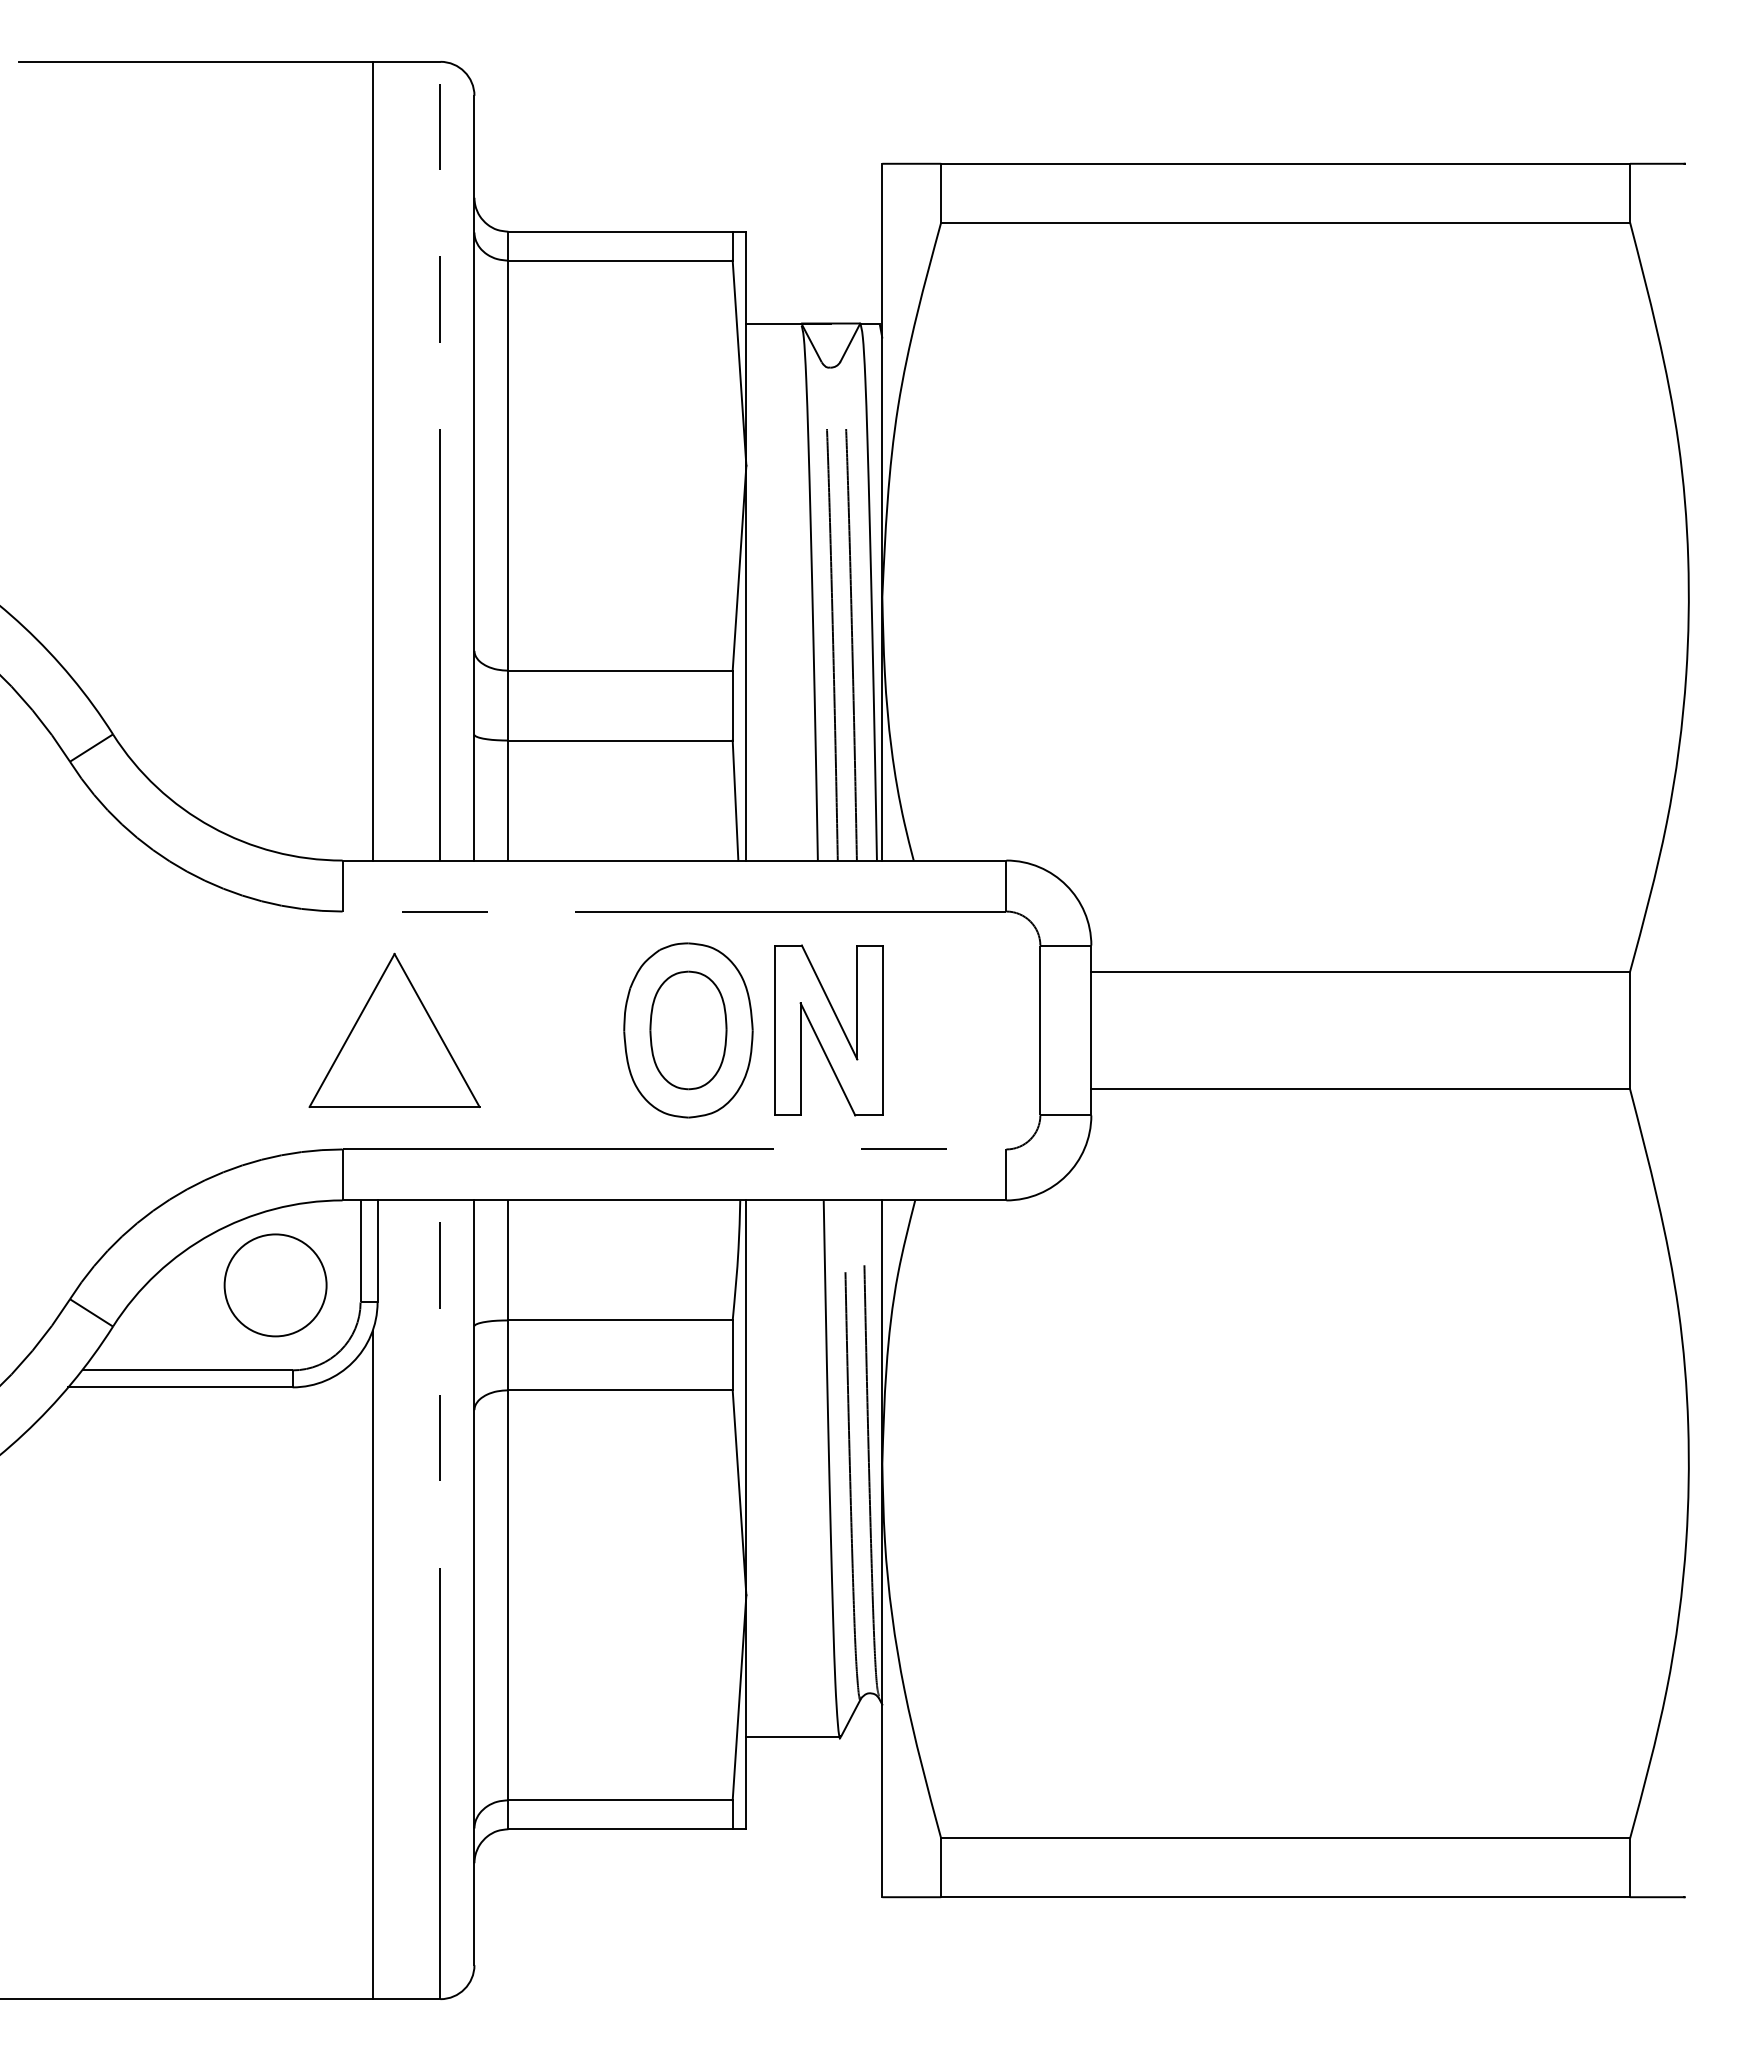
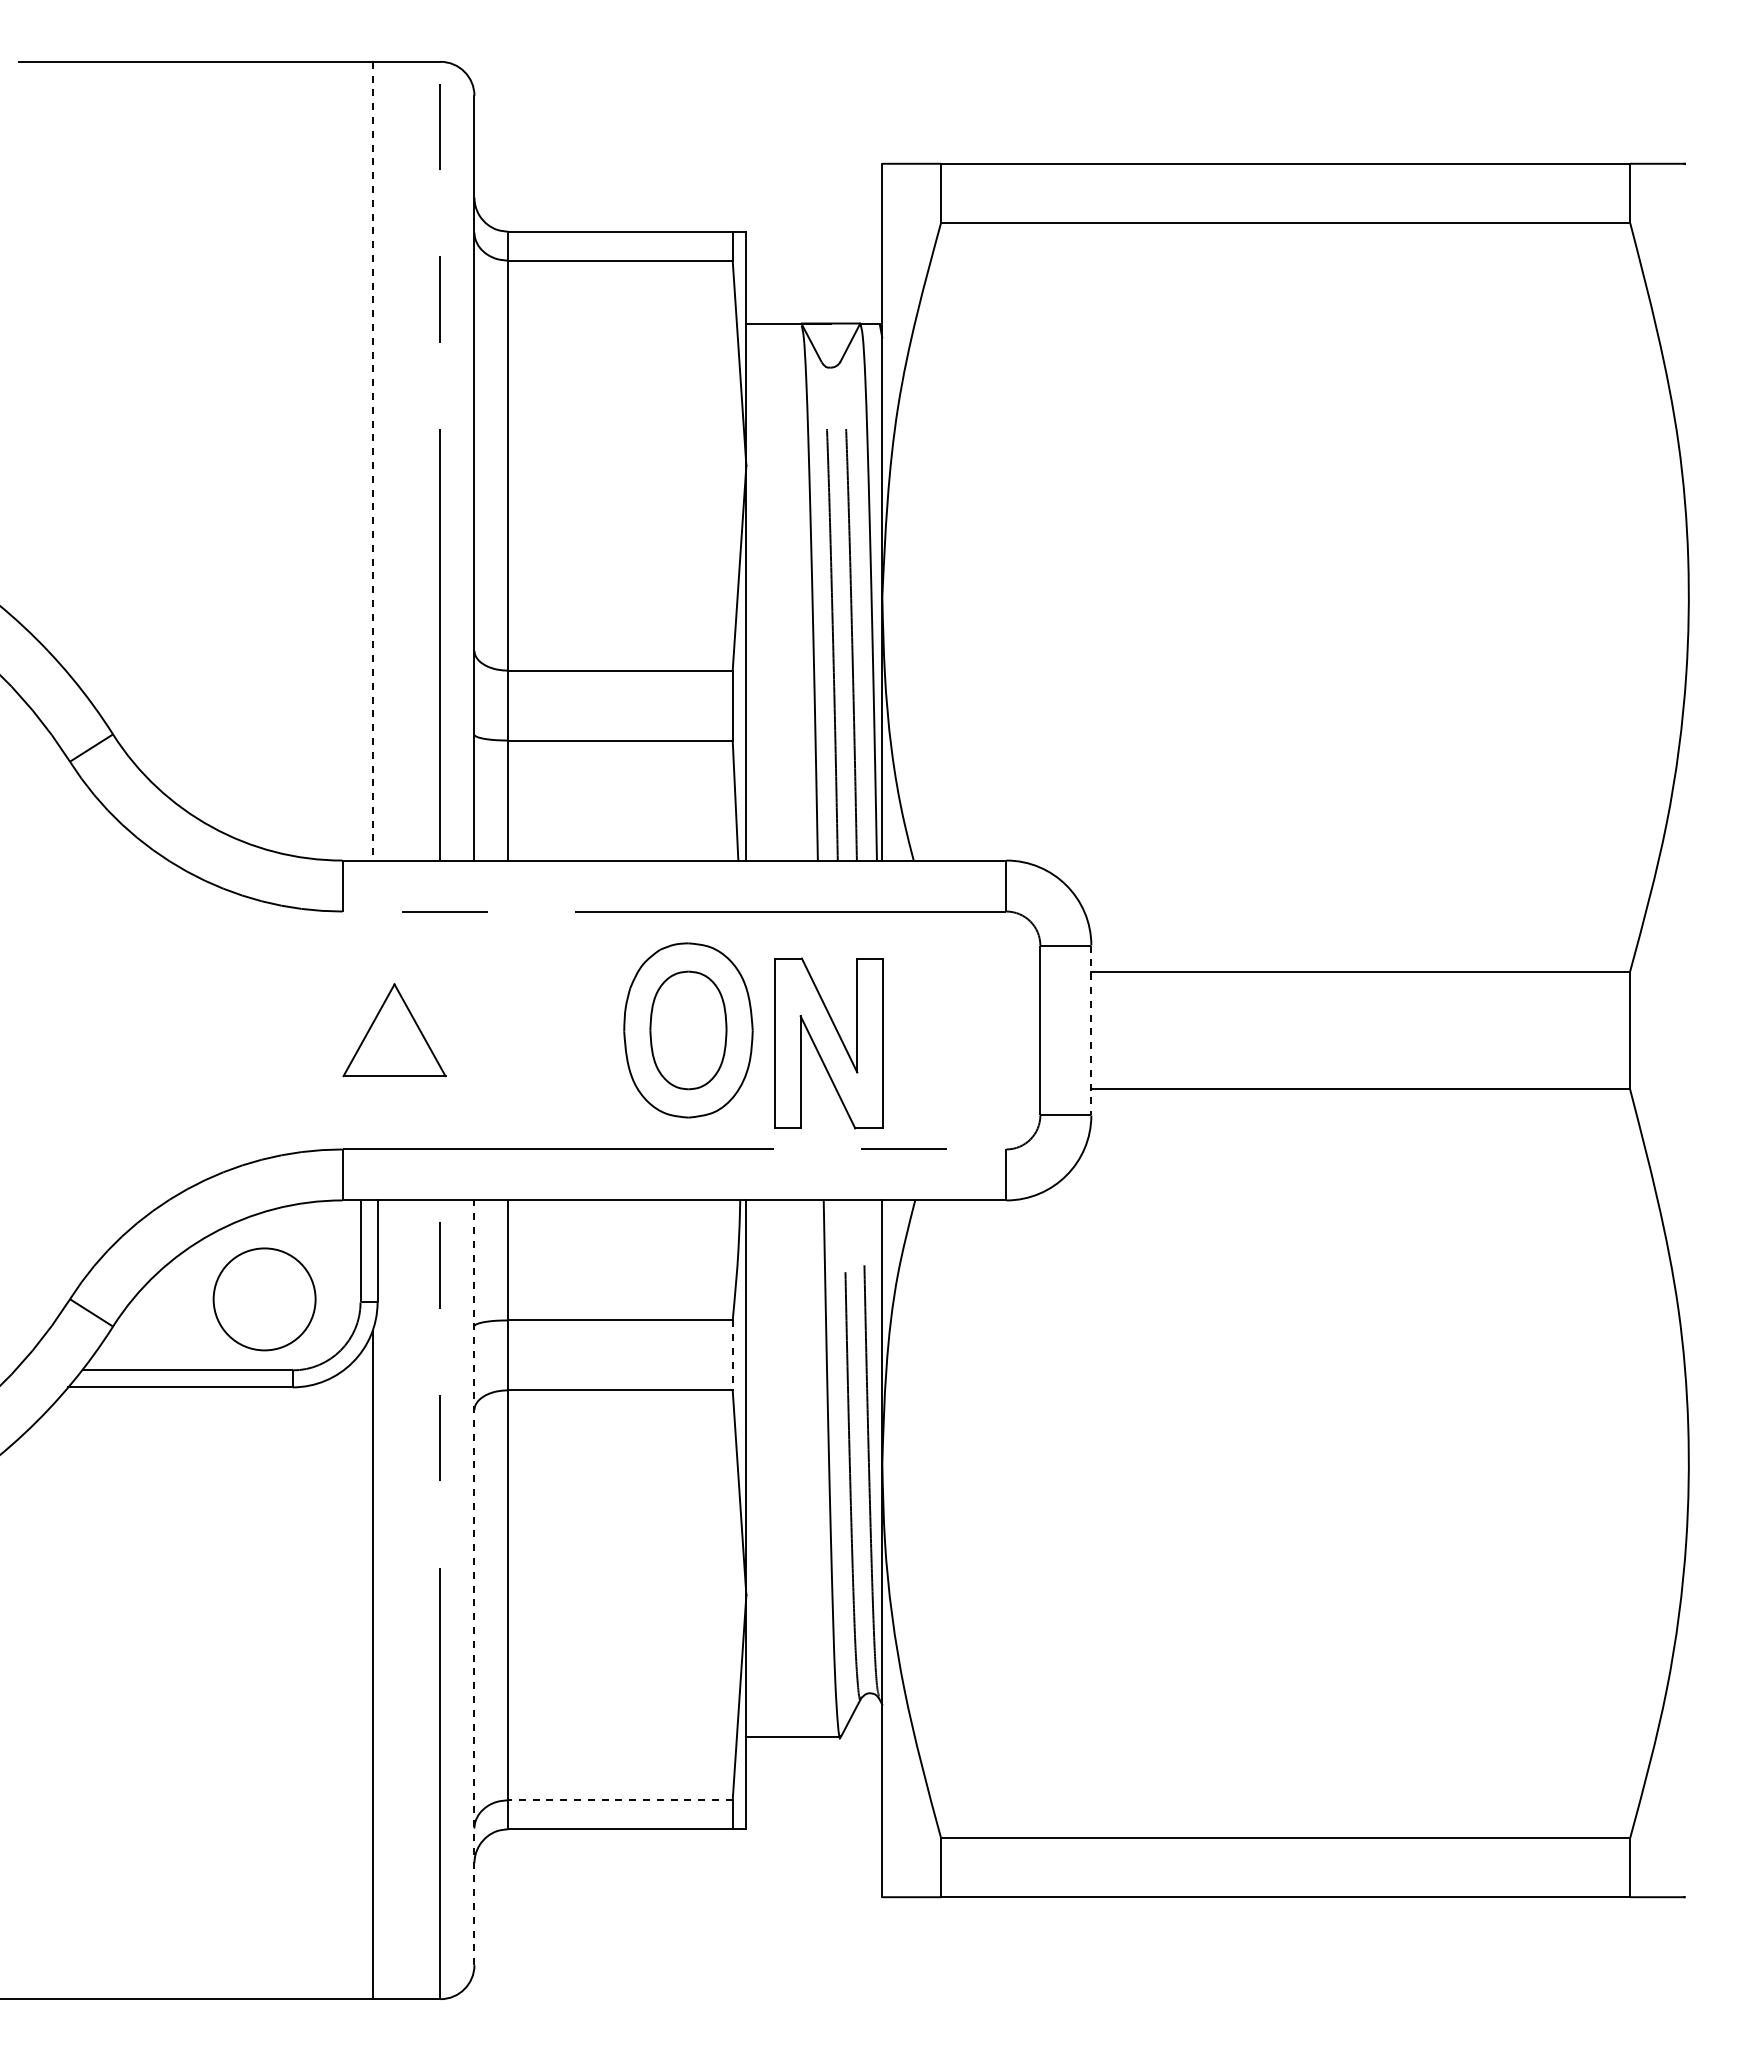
line: solid -> dashed (372, 461)
part size: 173x156 px -> 105x95 px (394, 1030)
part position: (828, 1030) -> (828, 1043) (828, 1043)
line: solid -> dashed (1091, 1030)
circle position: (275, 1285) -> (264, 1299) (264, 1299)
line: solid -> dashed (732, 1355)
line: solid -> dashed (474, 1582)
line: solid -> dashed (620, 1800)
